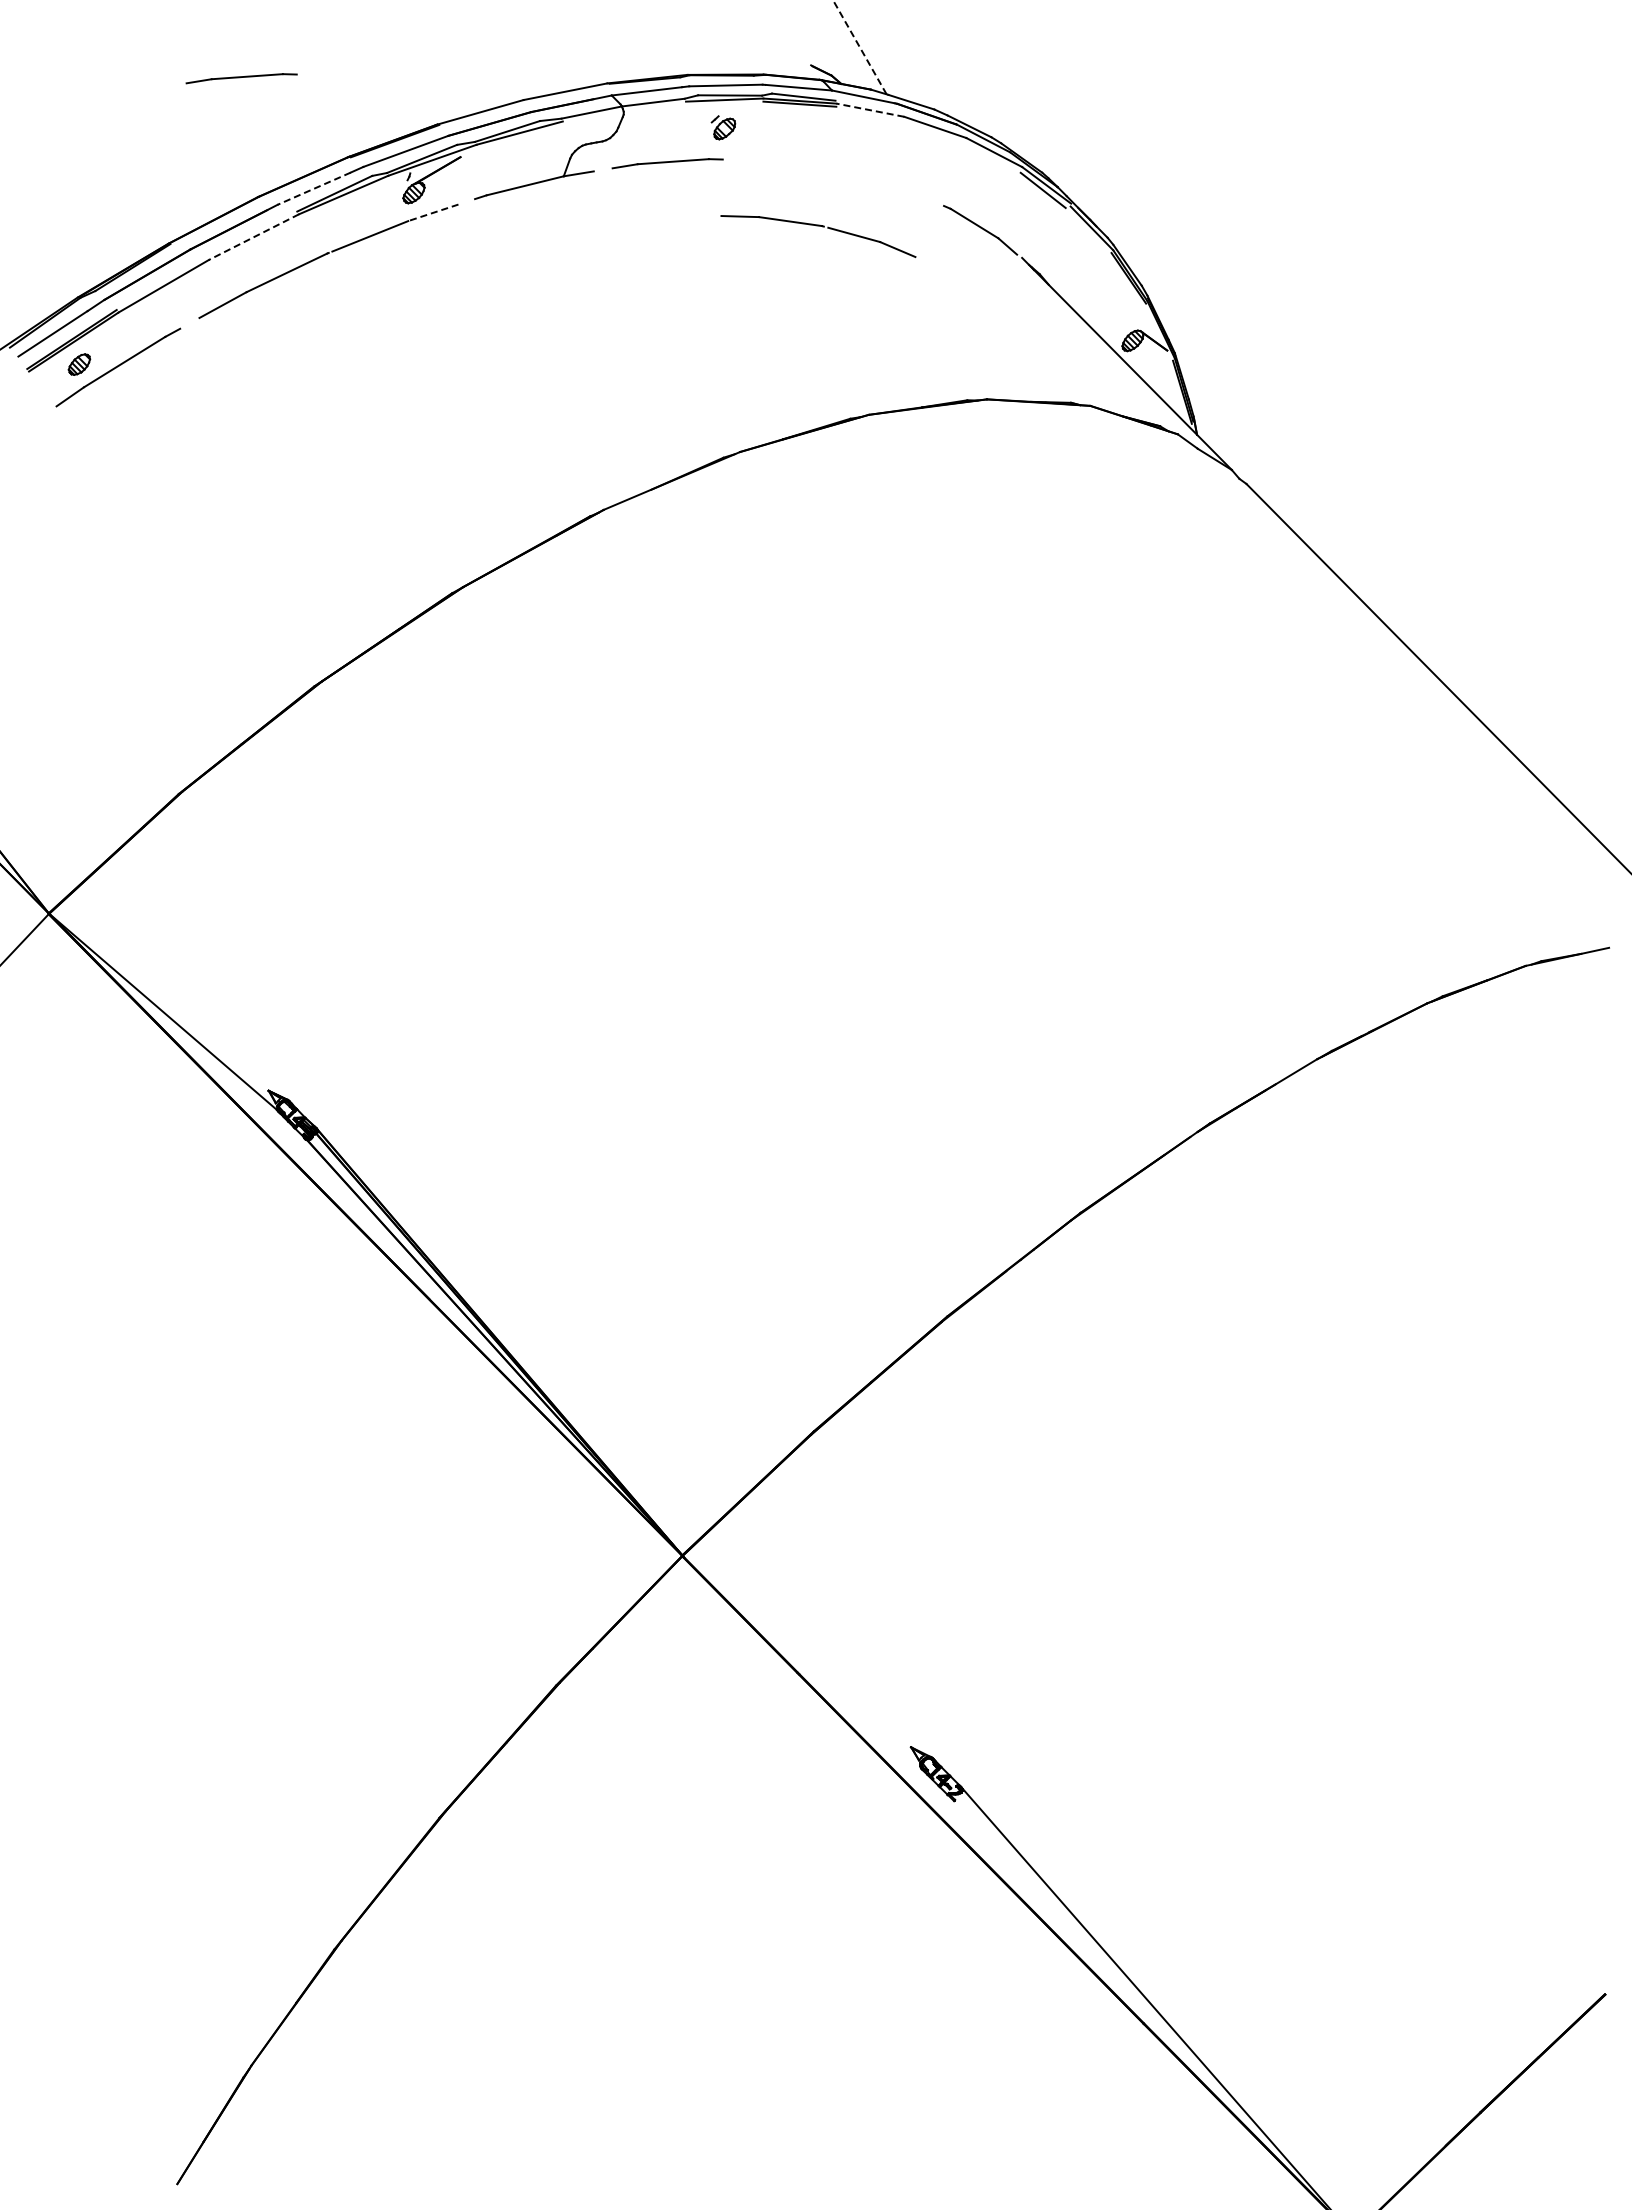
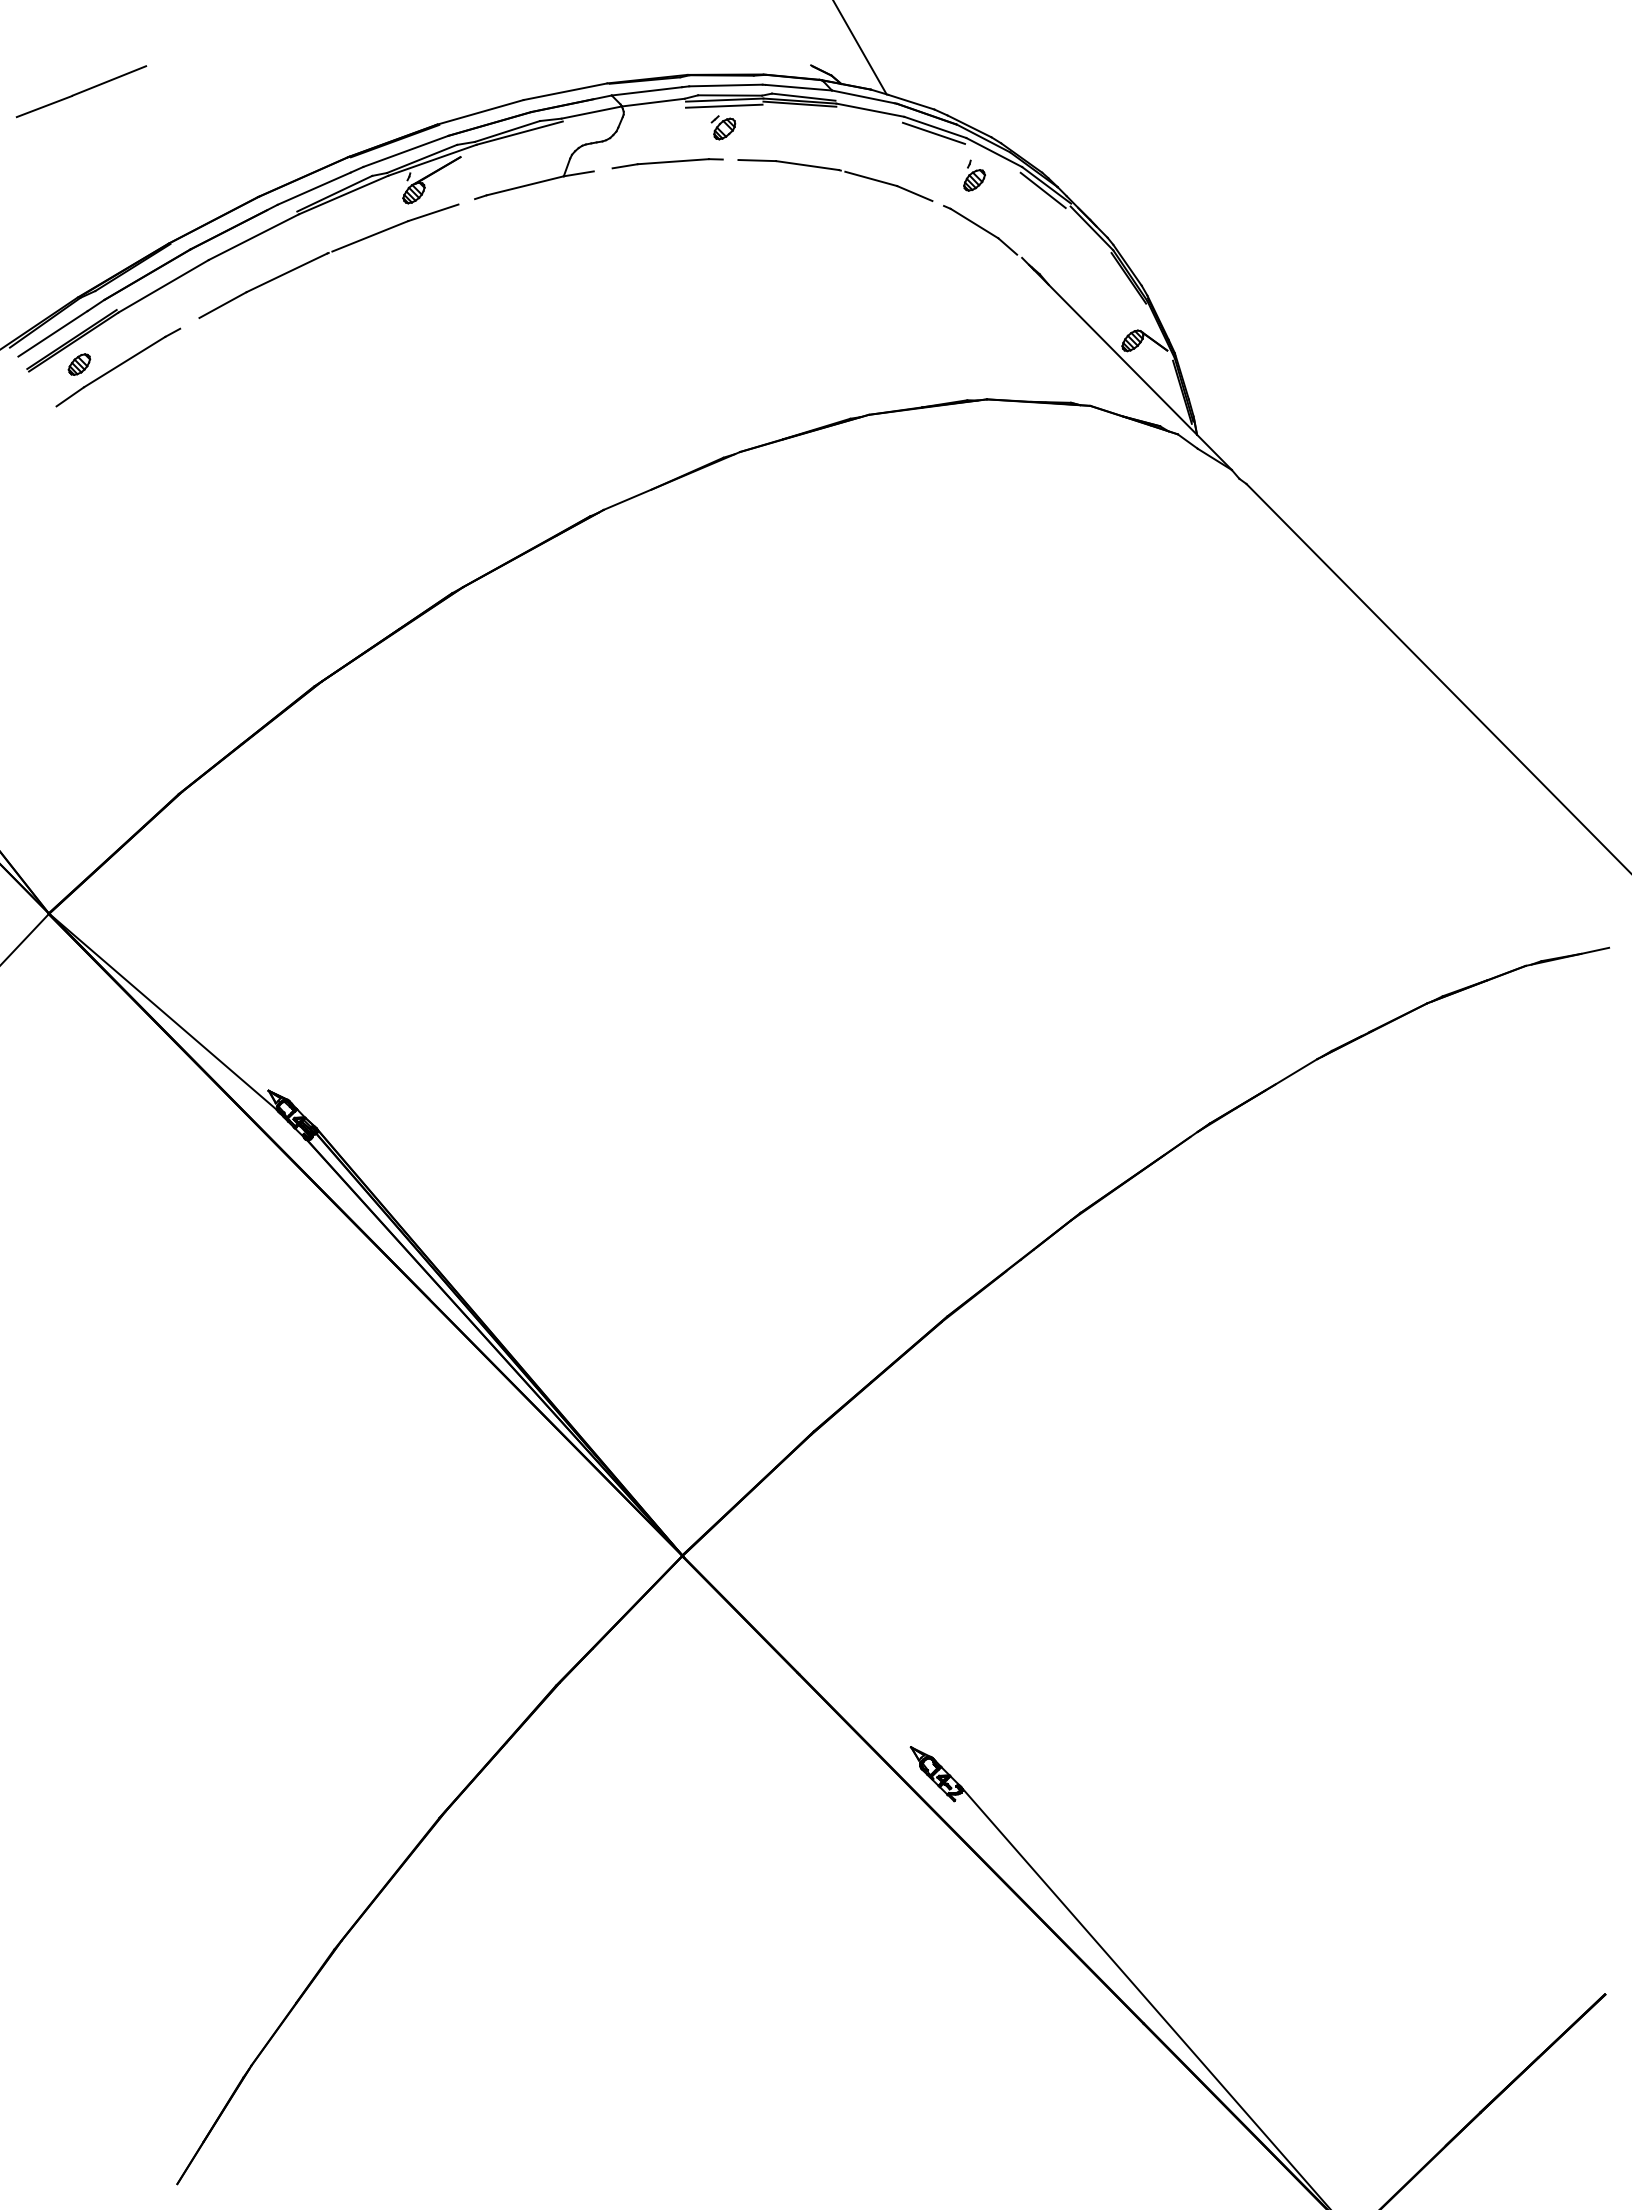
line: dashed -> solid (859, 47)
part: present -> none (241, 78)
line: none -> present (81, 91)
line: none -> present (723, 105)
line: dashed -> solid (870, 110)
line: none -> present (933, 132)
part: none -> present (974, 175)
line: dashed -> solid (314, 188)
line: dashed -> solid (432, 212)
part position: (822, 227) -> (839, 171) (839, 171)
line: dashed -> solid (253, 237)
